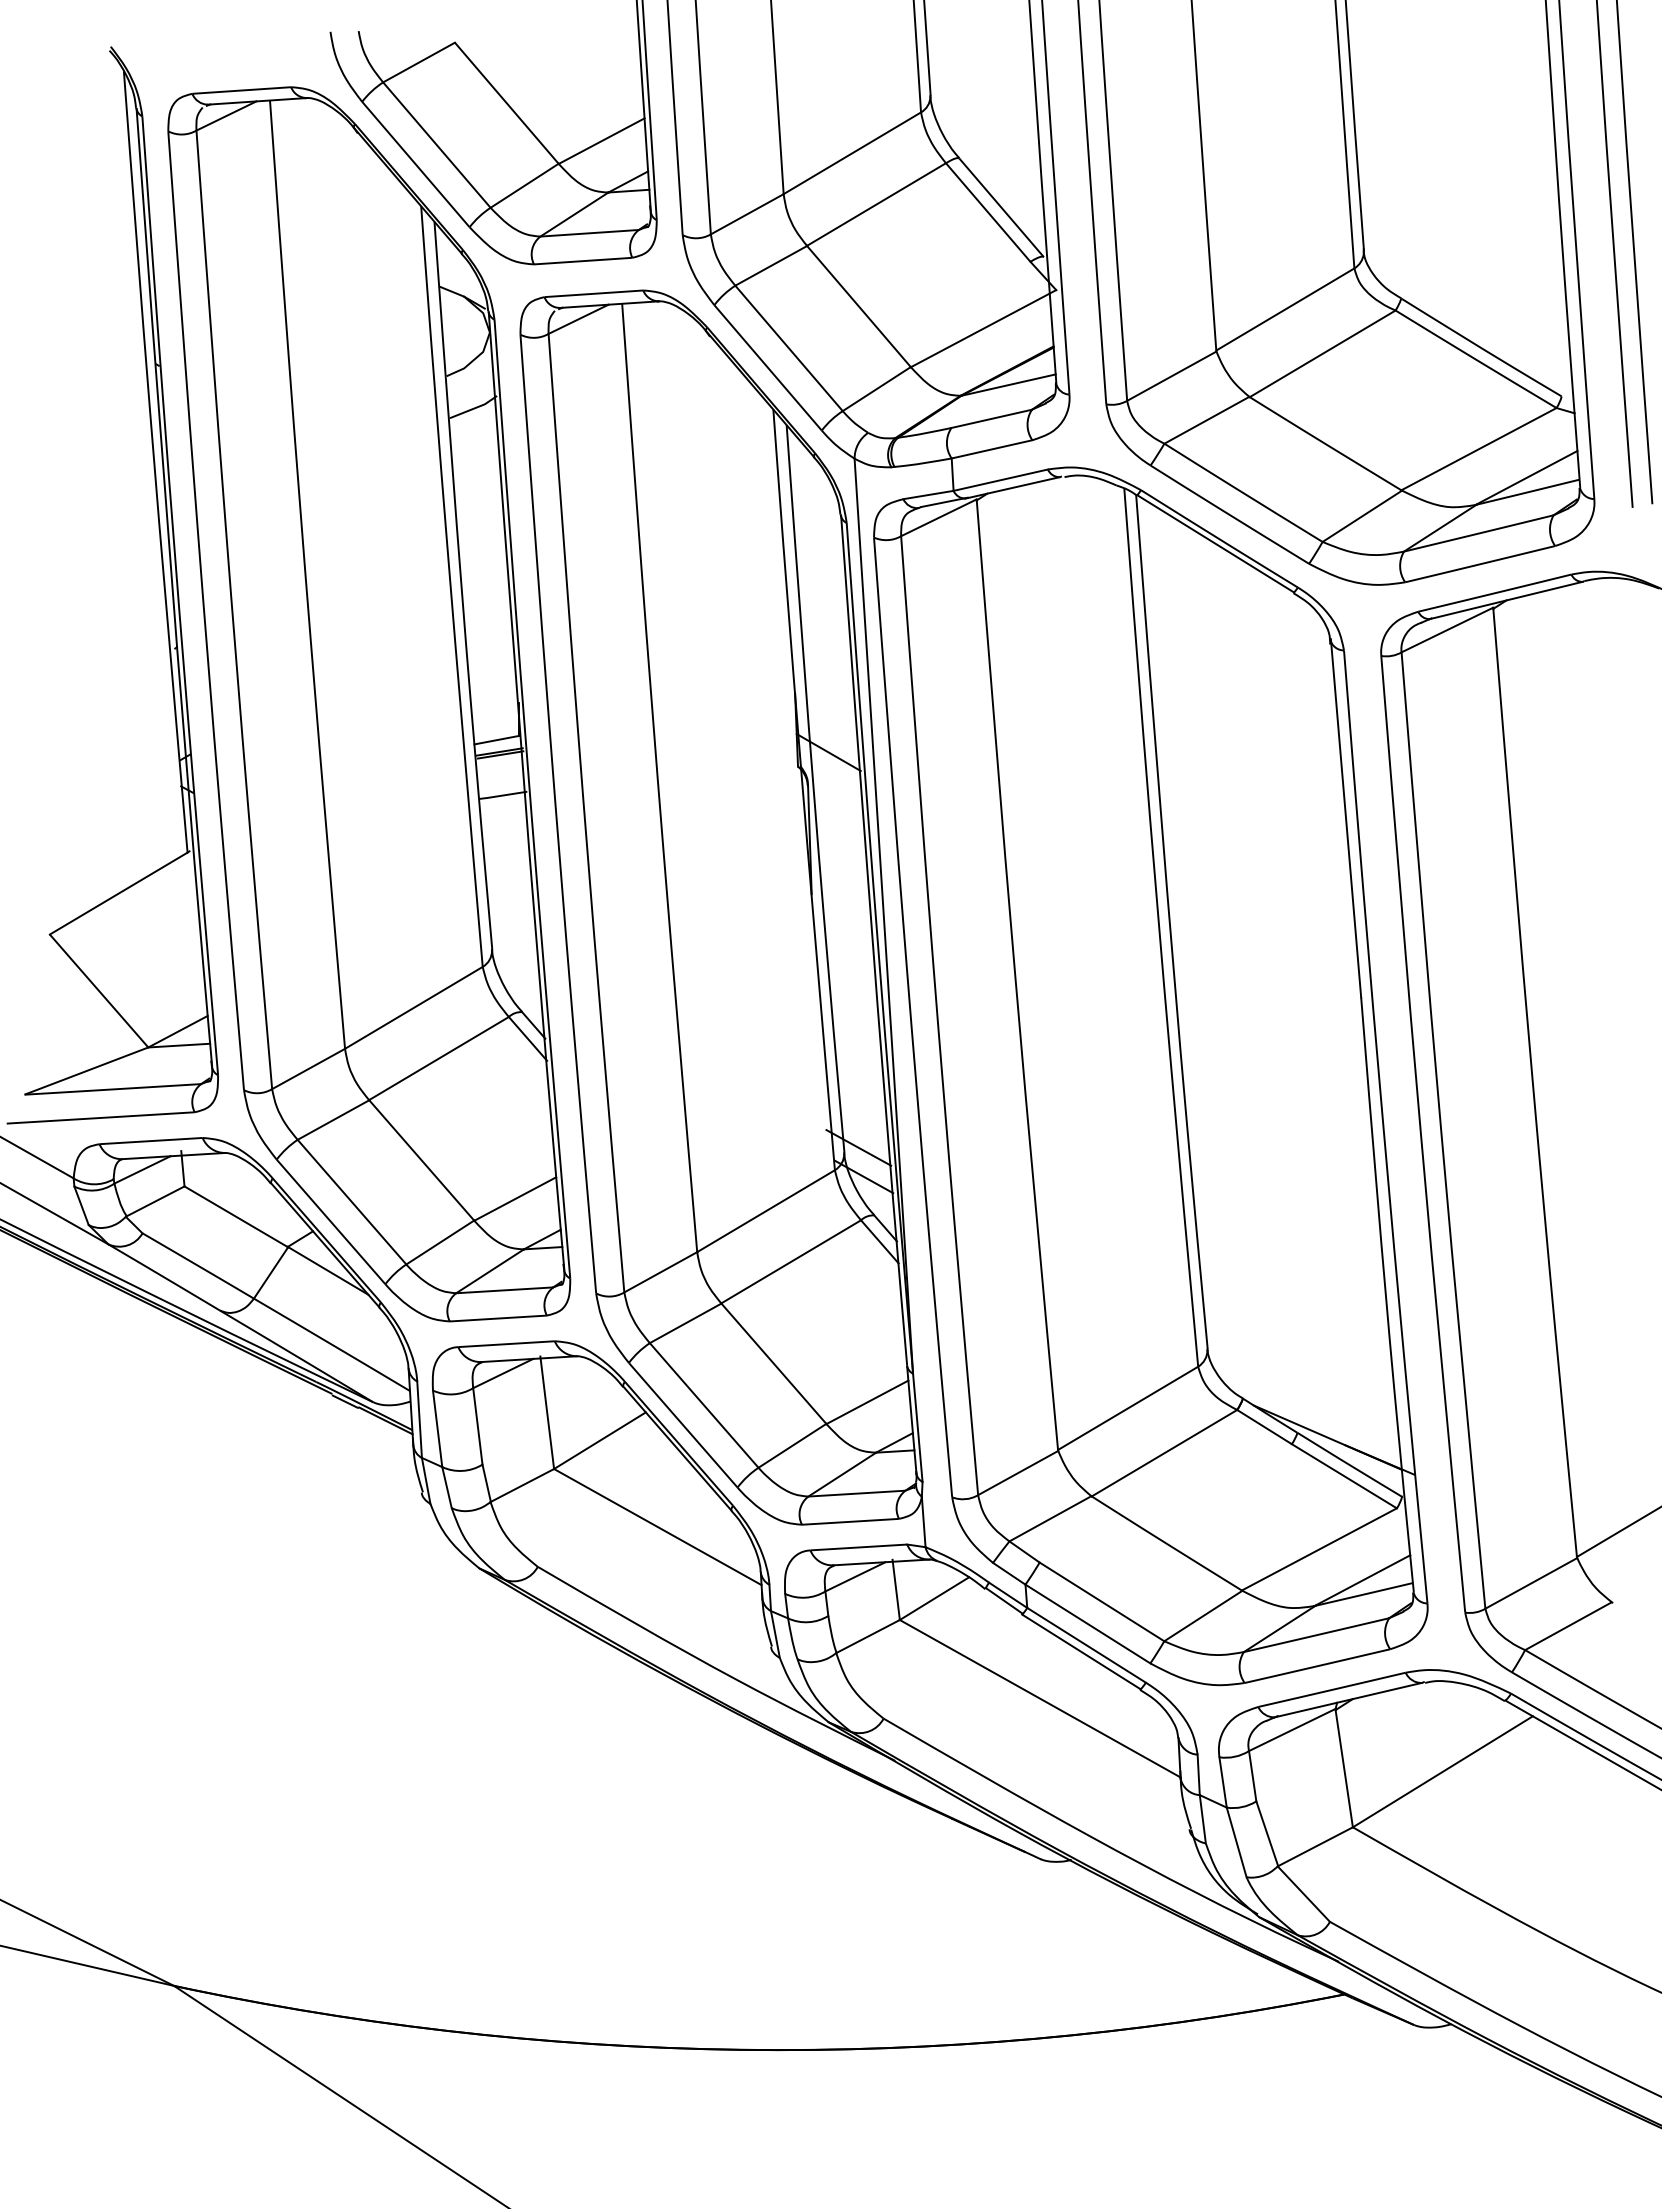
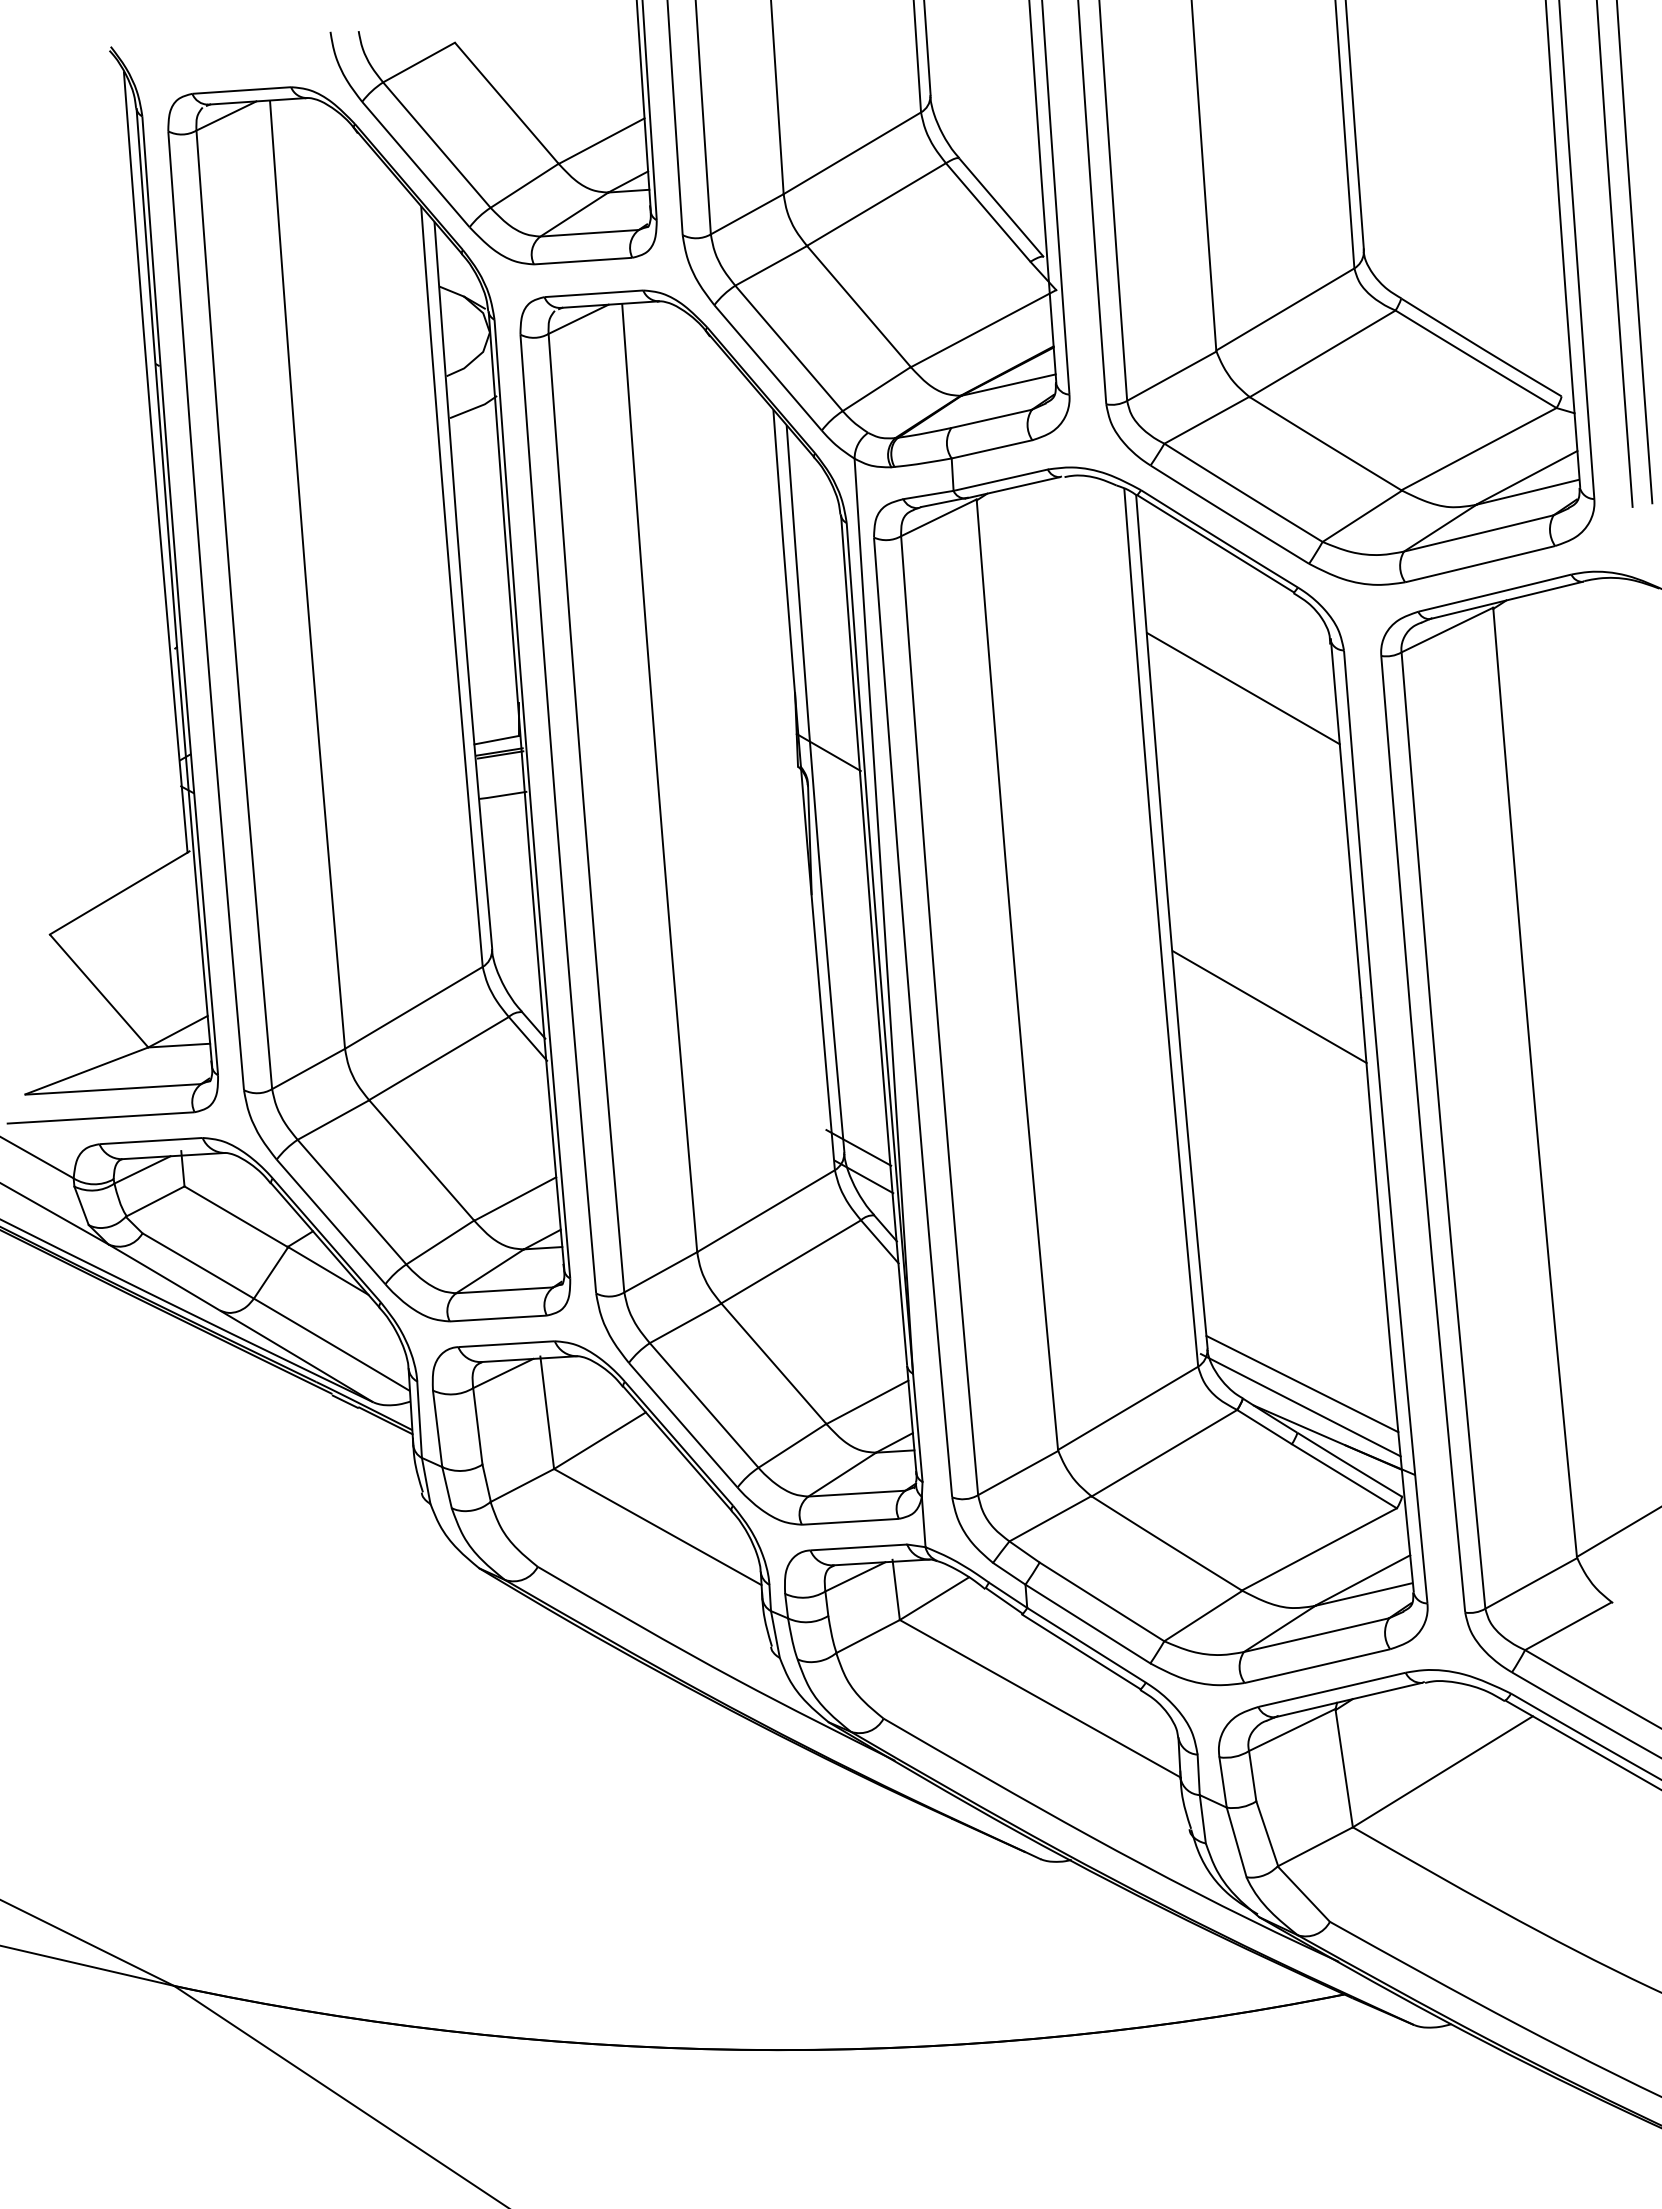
line: none -> present (1243, 688)
line: none -> present (1269, 1007)
line: none -> present (1302, 1383)
line: none -> present (1300, 1405)
